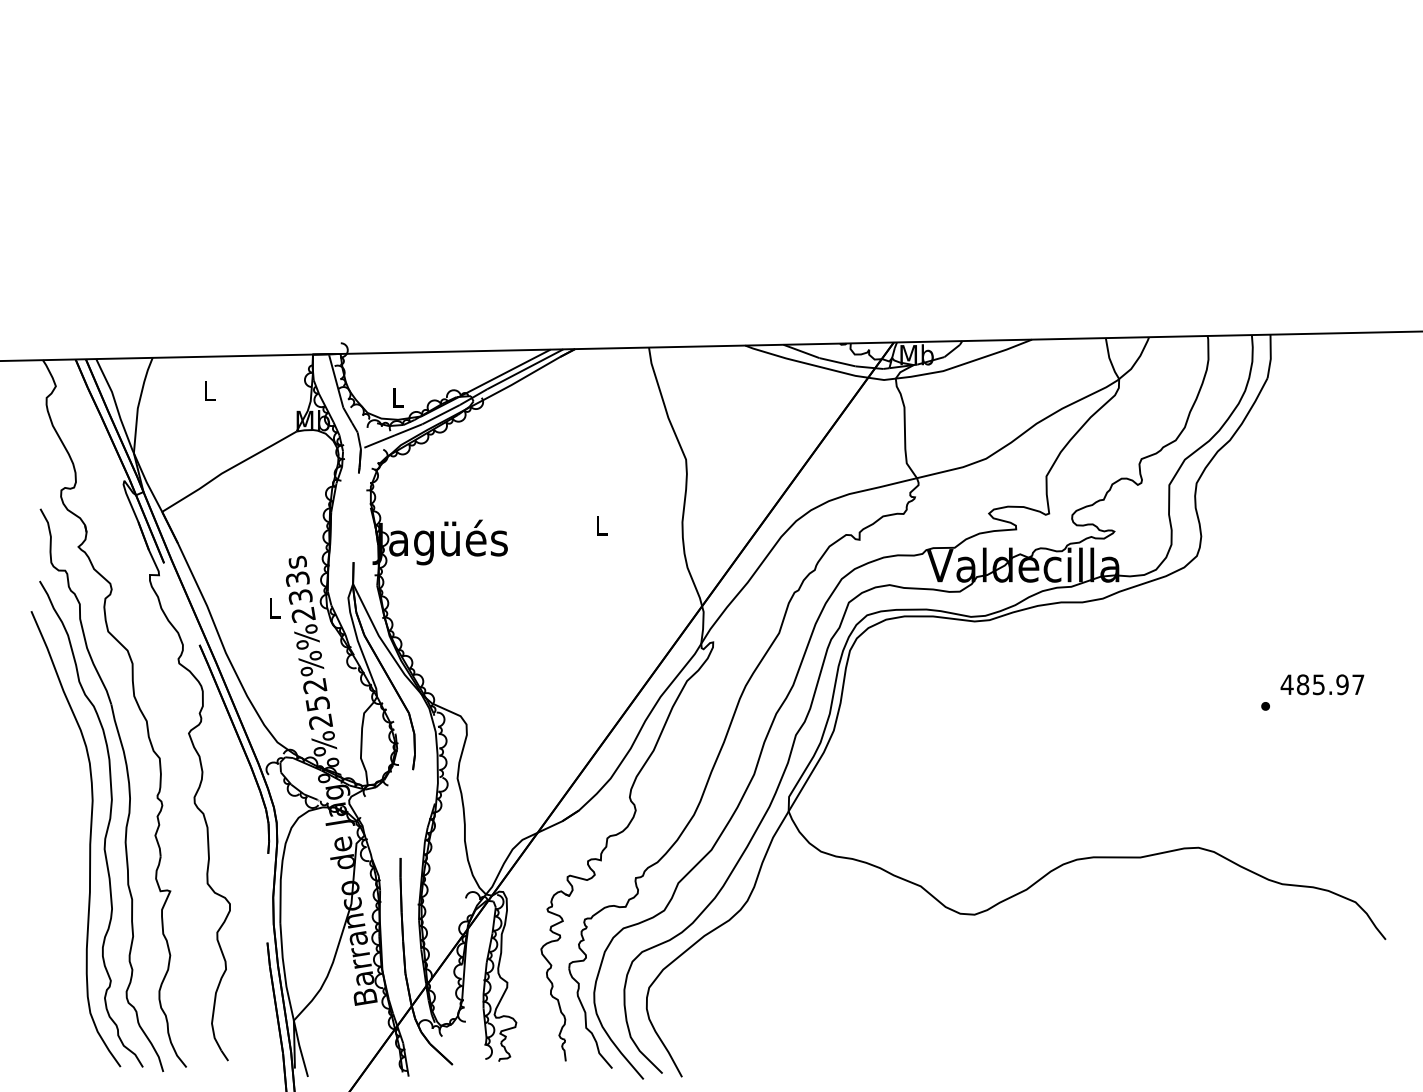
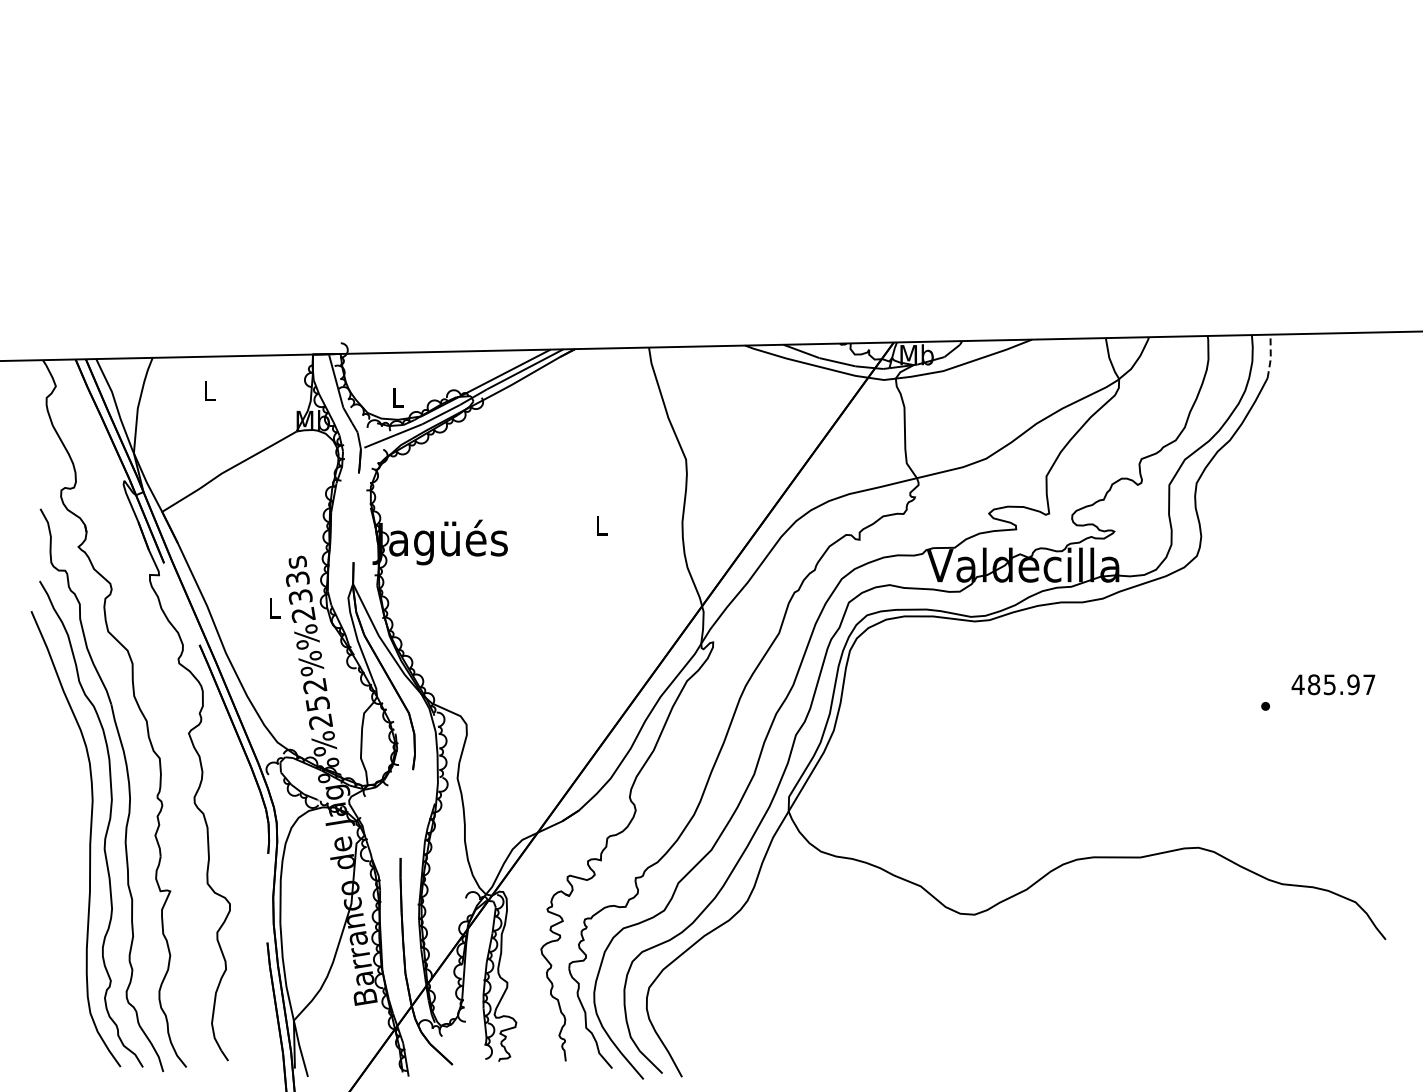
line: solid -> dashed (1270, 357)
text position: (1322, 684) -> (1333, 684) (1333, 684)
